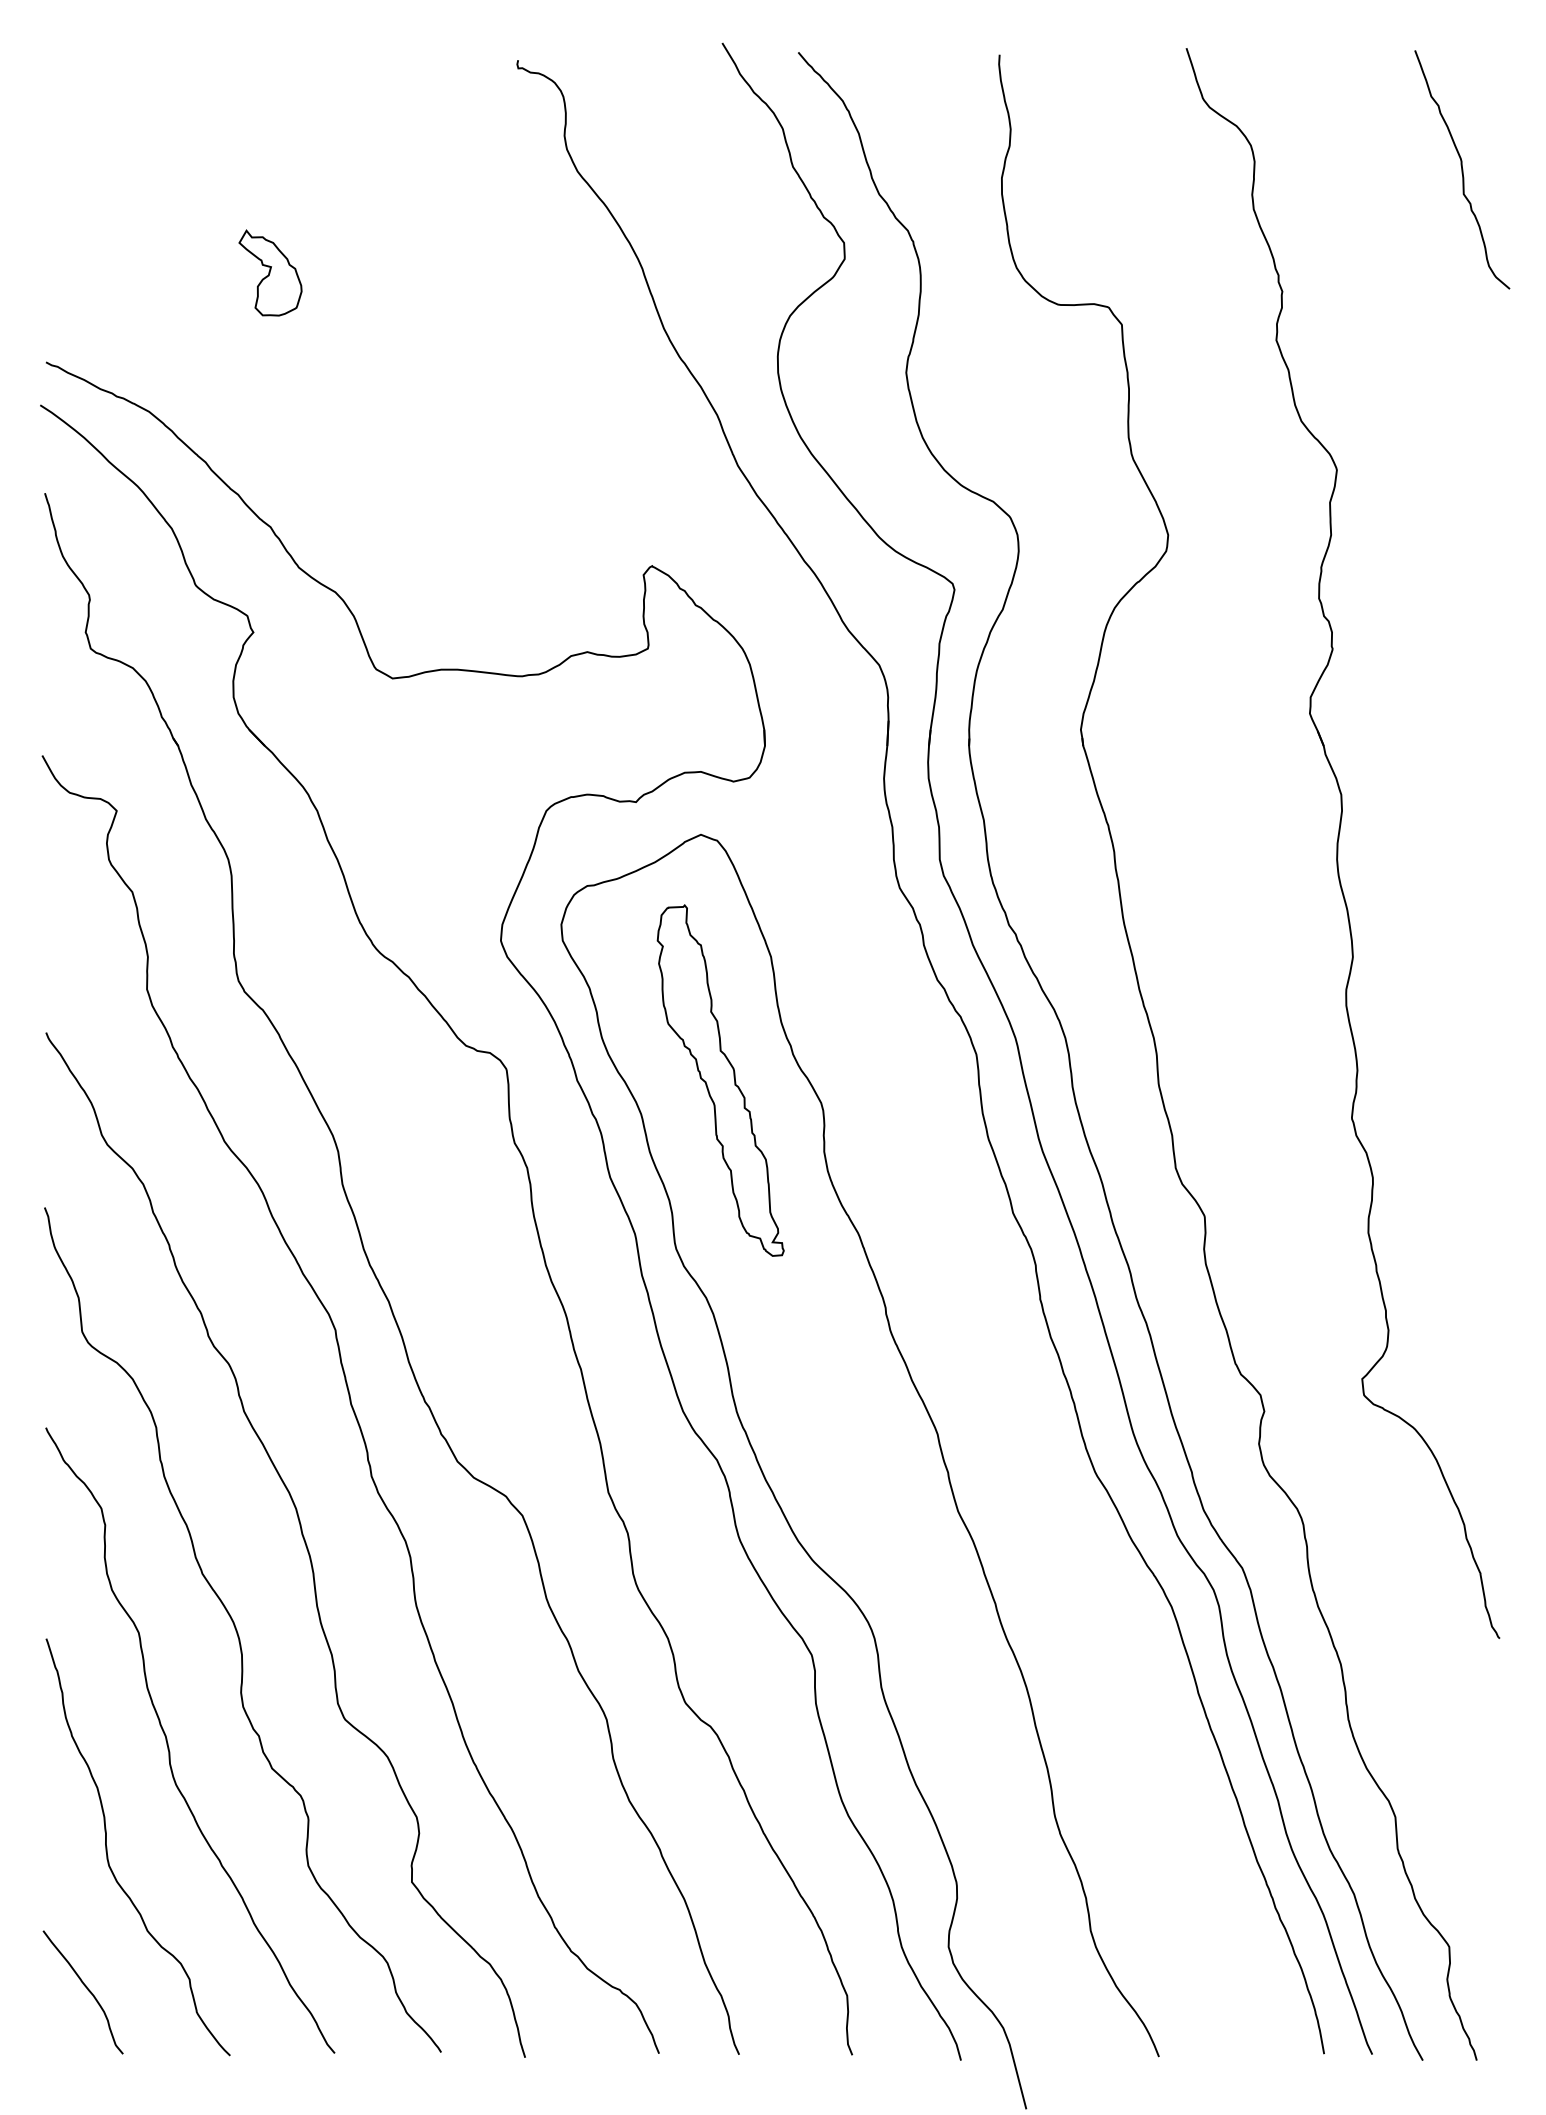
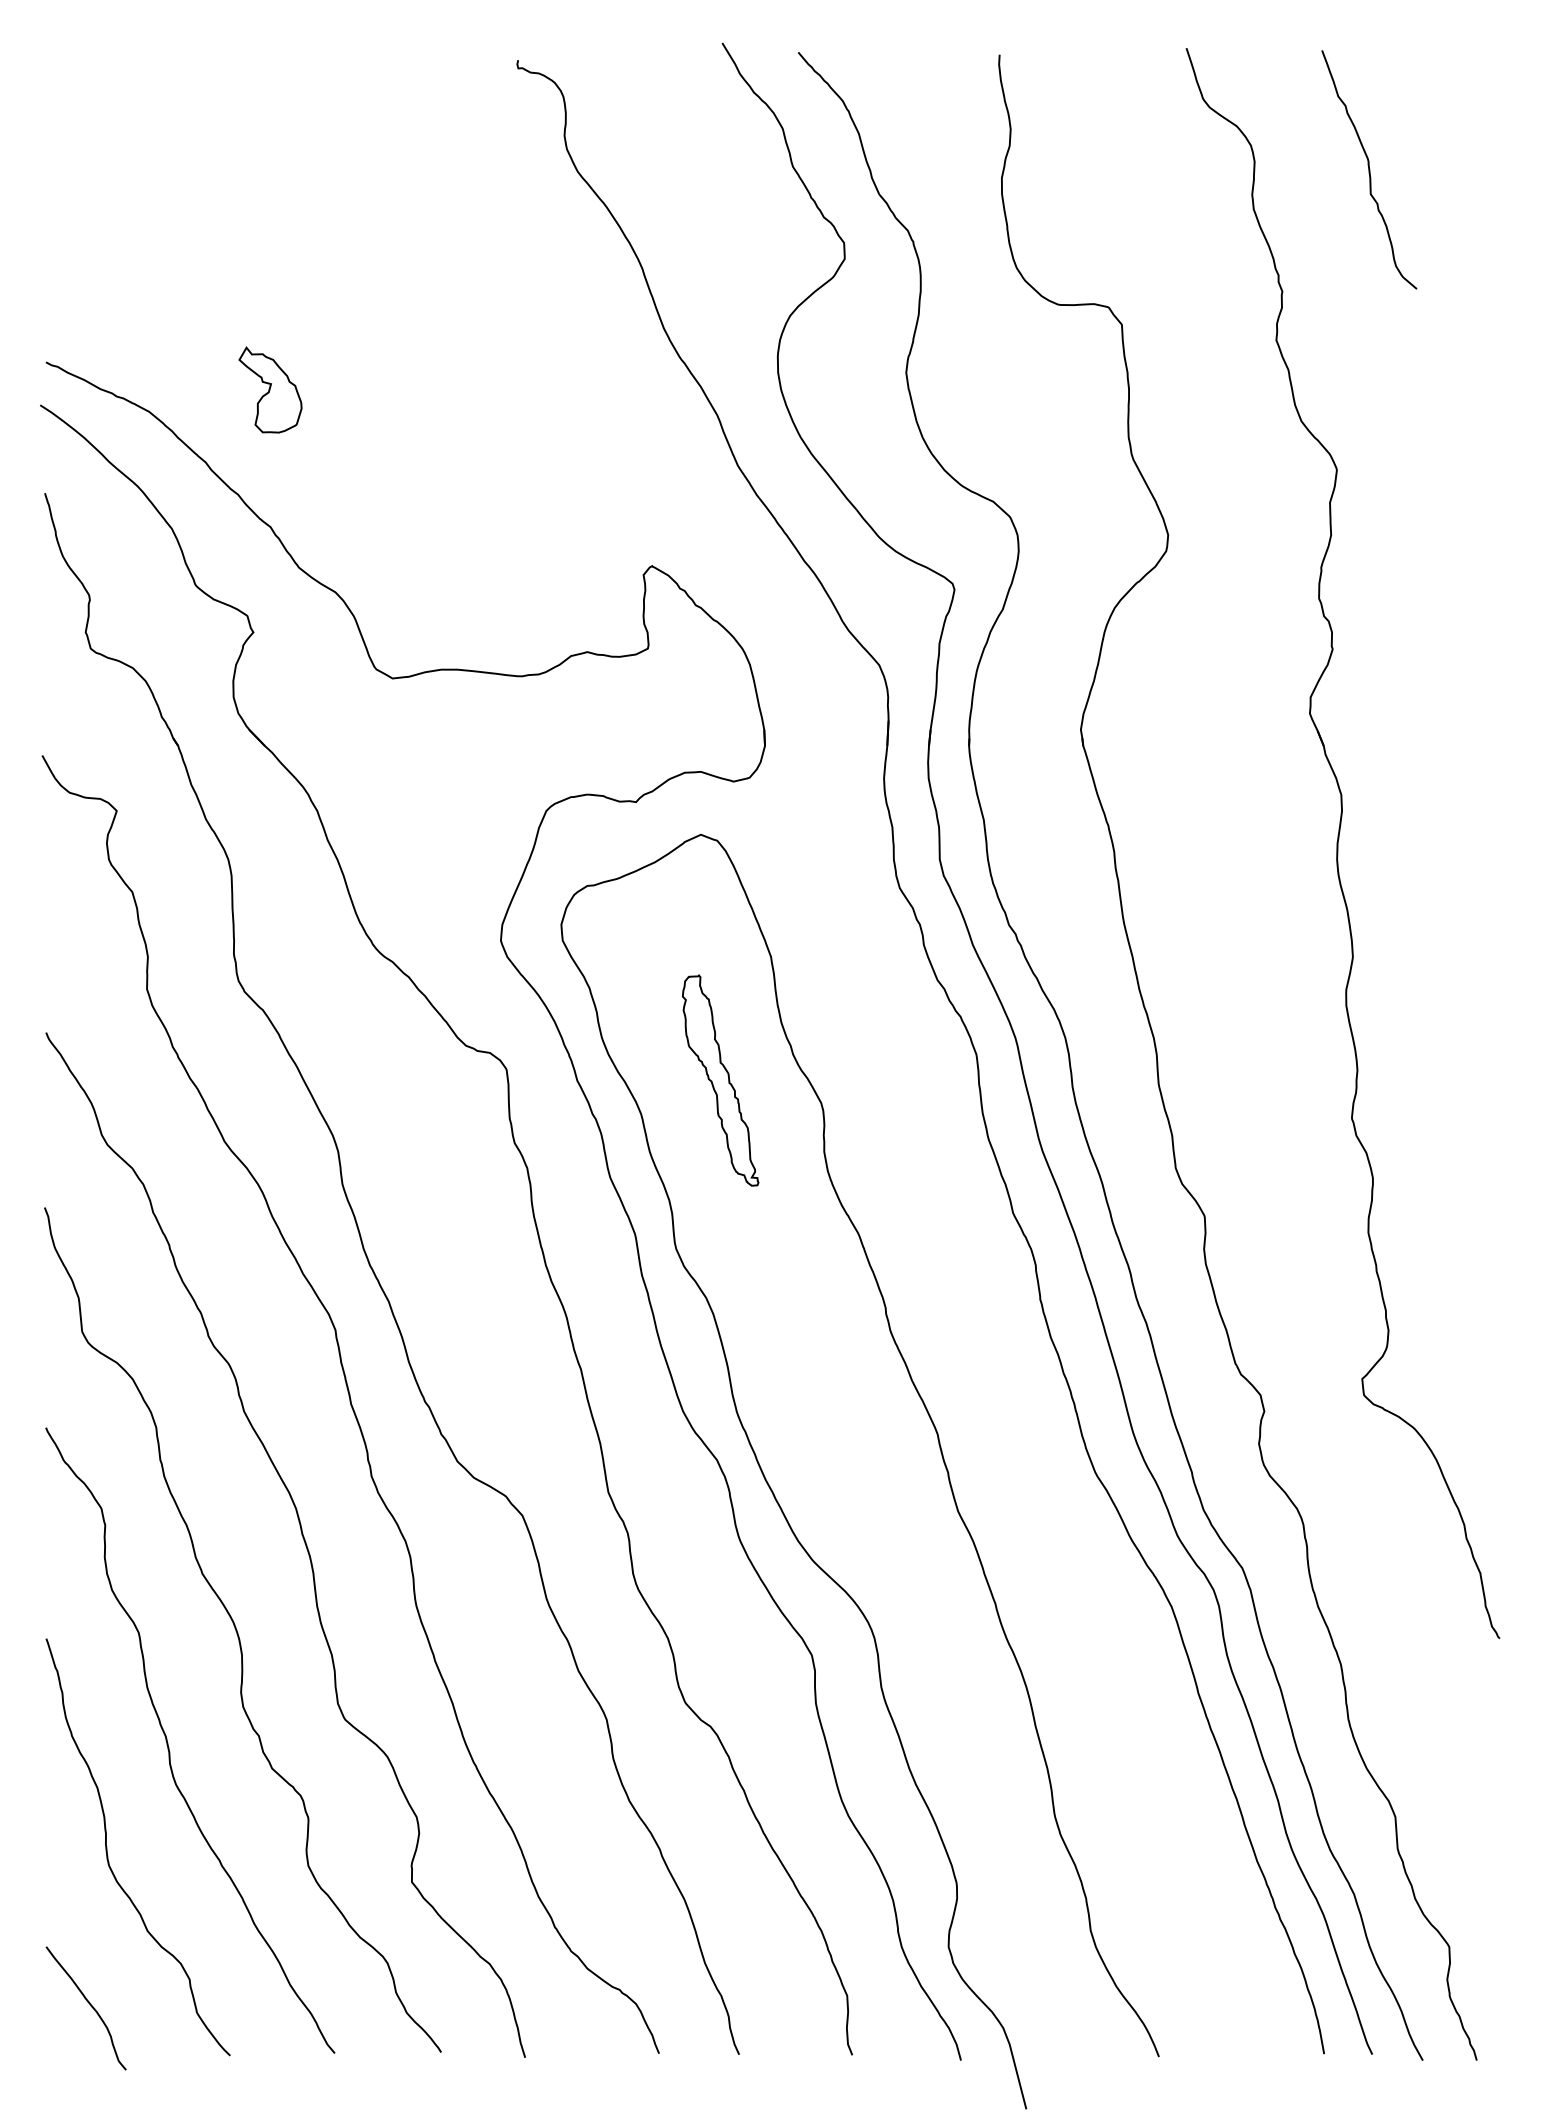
curve position: (1462, 169) -> (1369, 169) (1369, 169)
part position: (270, 272) -> (270, 389) (270, 389)
part size: 129x353 px -> 78x213 px (720, 1080)
curve position: (87, 1990) -> (90, 2006) (90, 2006)
